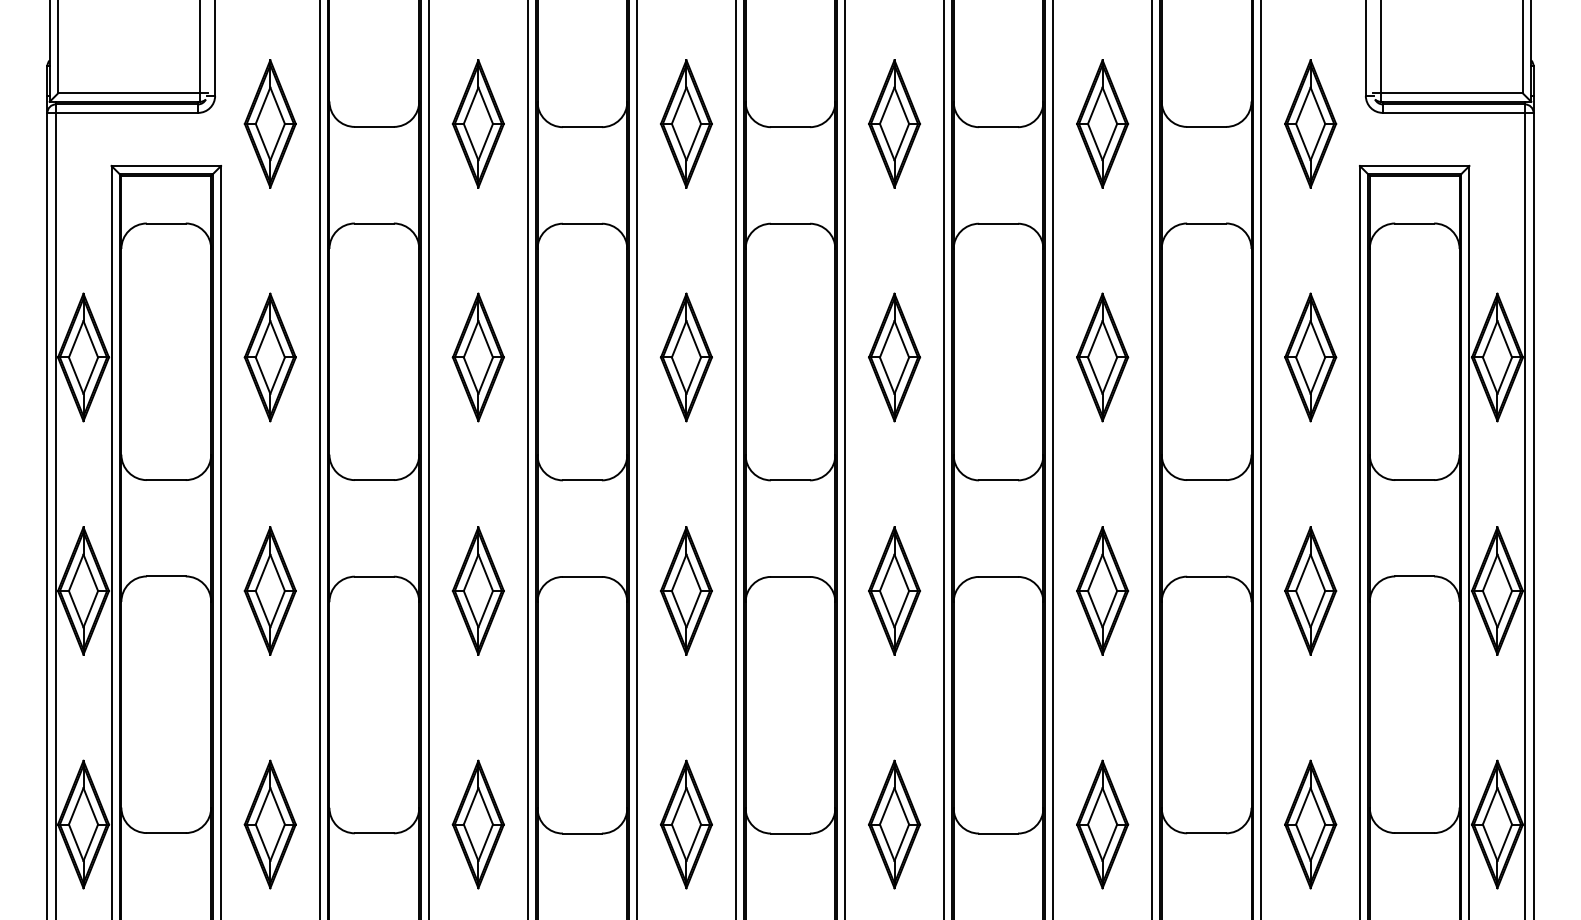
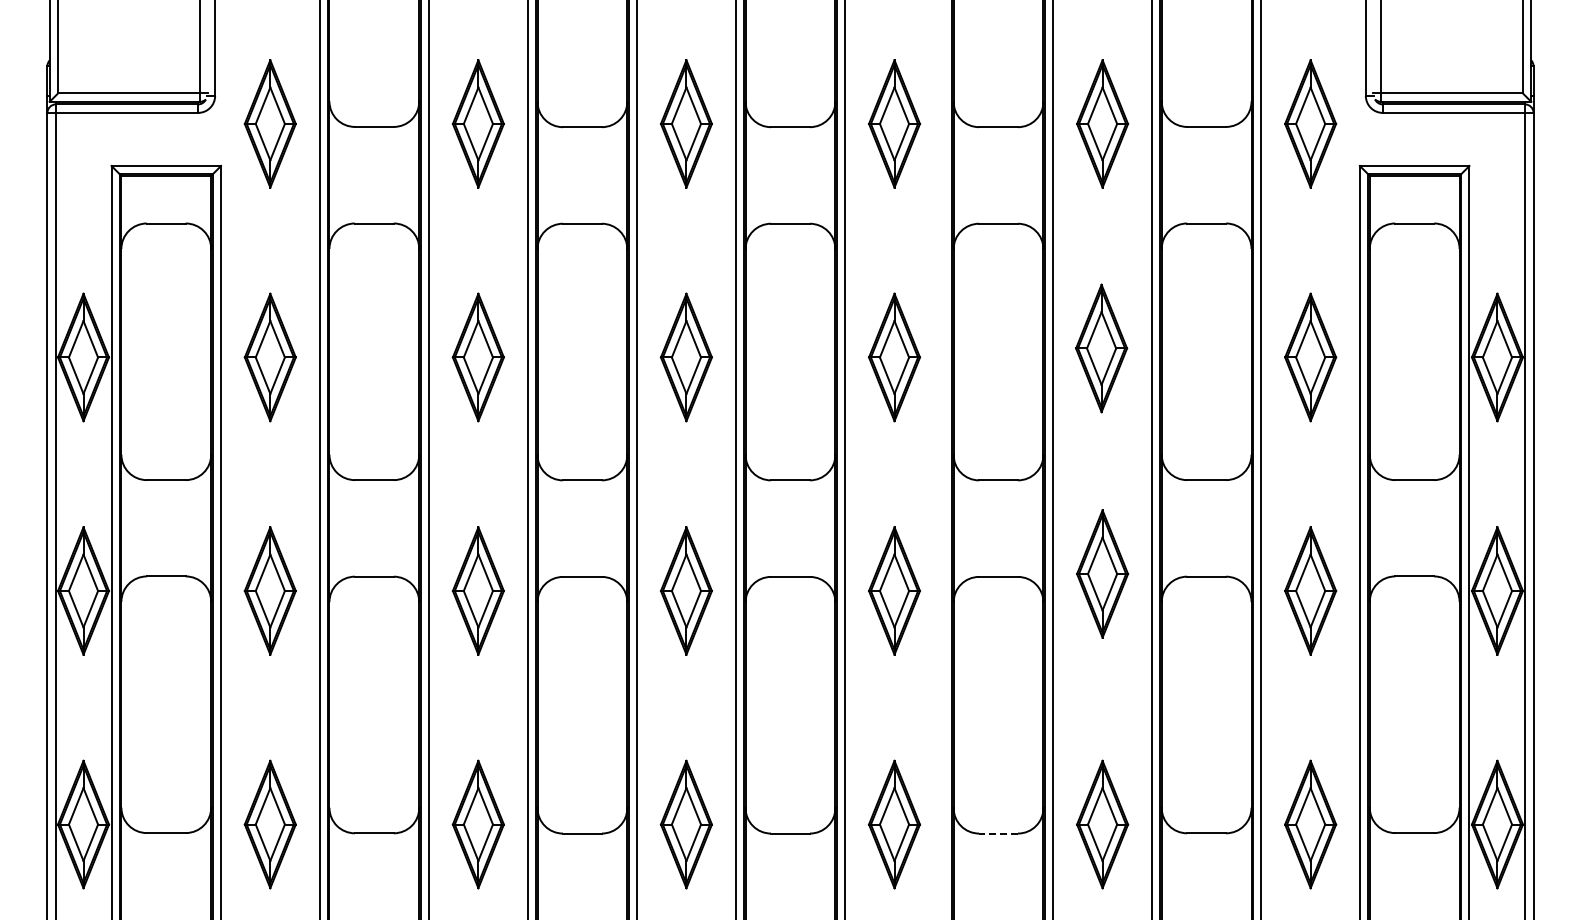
part position: (1102, 357) -> (1101, 348) (1101, 348)
line: present -> none (943, 459)
part position: (1102, 590) -> (1102, 573) (1102, 573)
line: solid -> dashed (998, 833)
